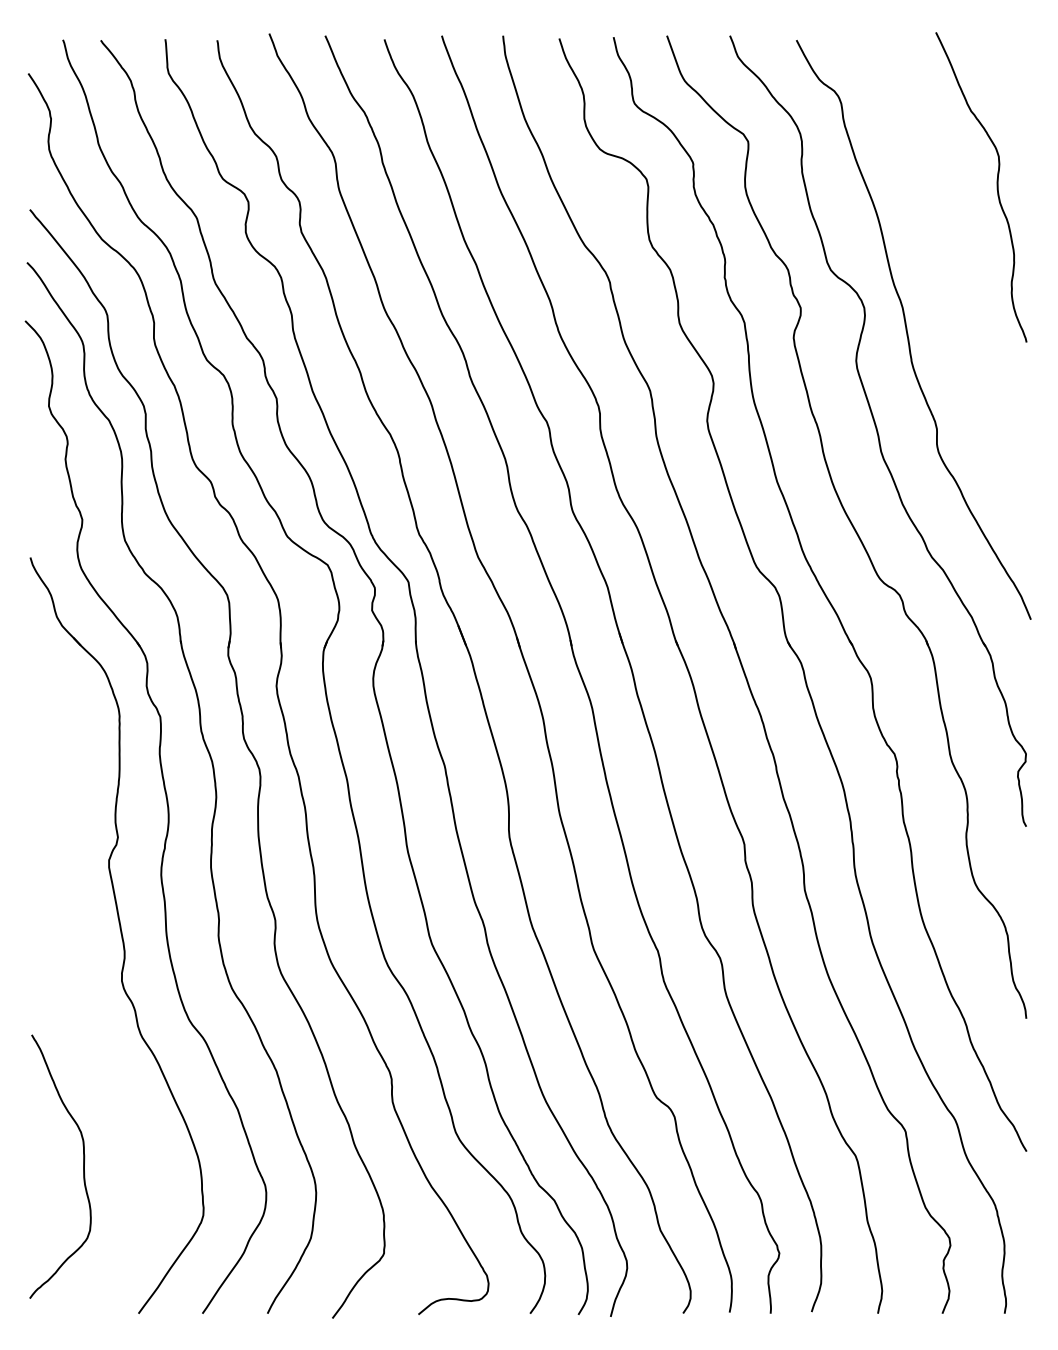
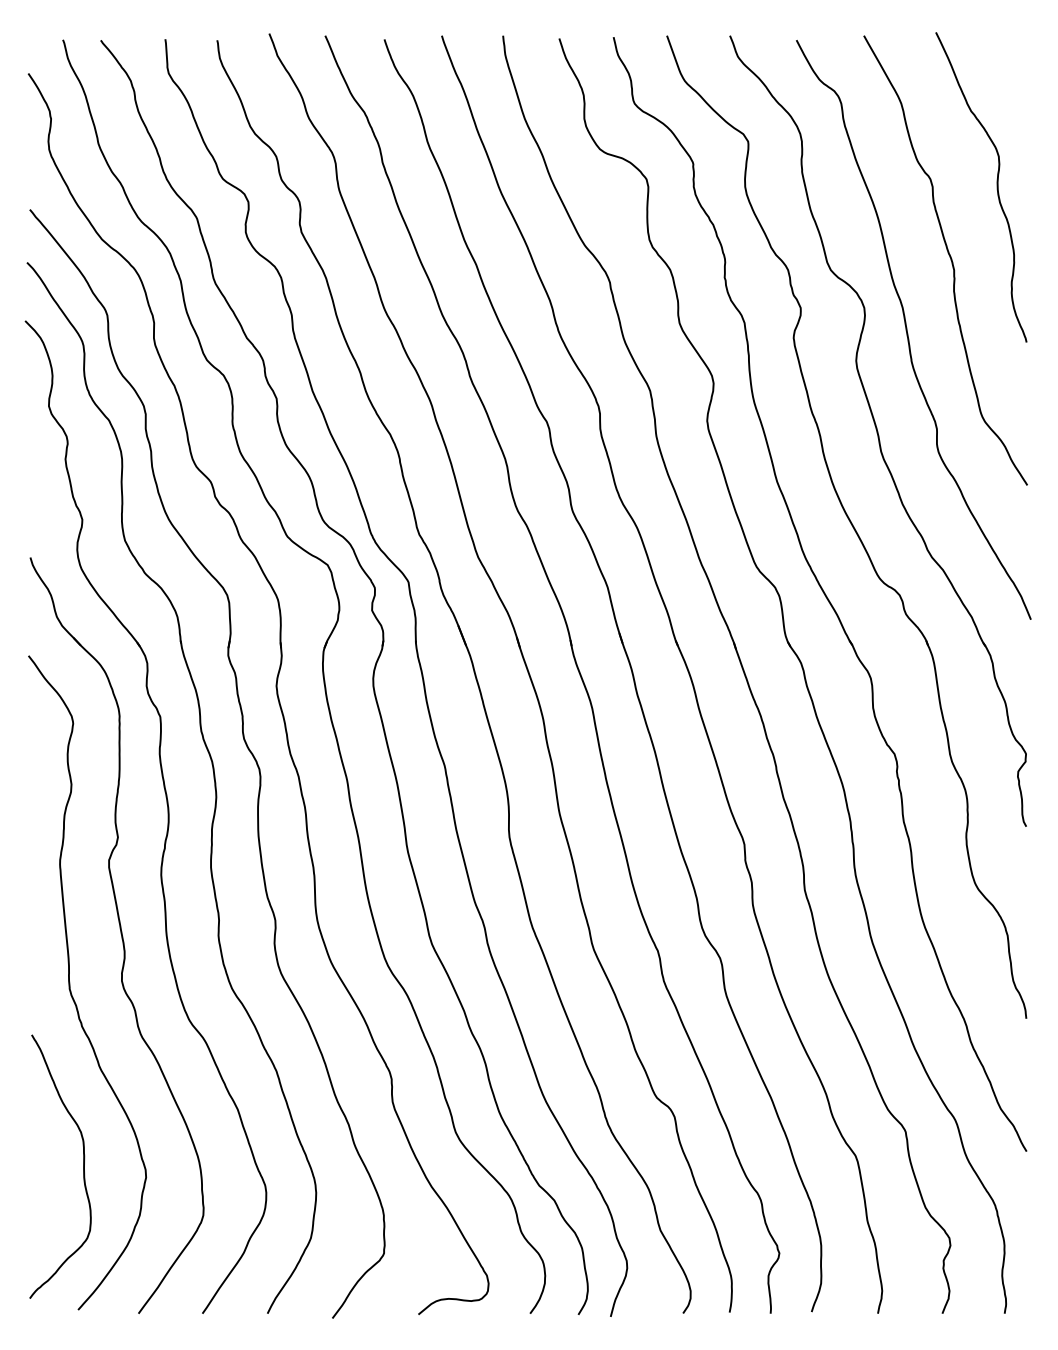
curve: none -> present (949, 257)
curve: none -> present (70, 982)
